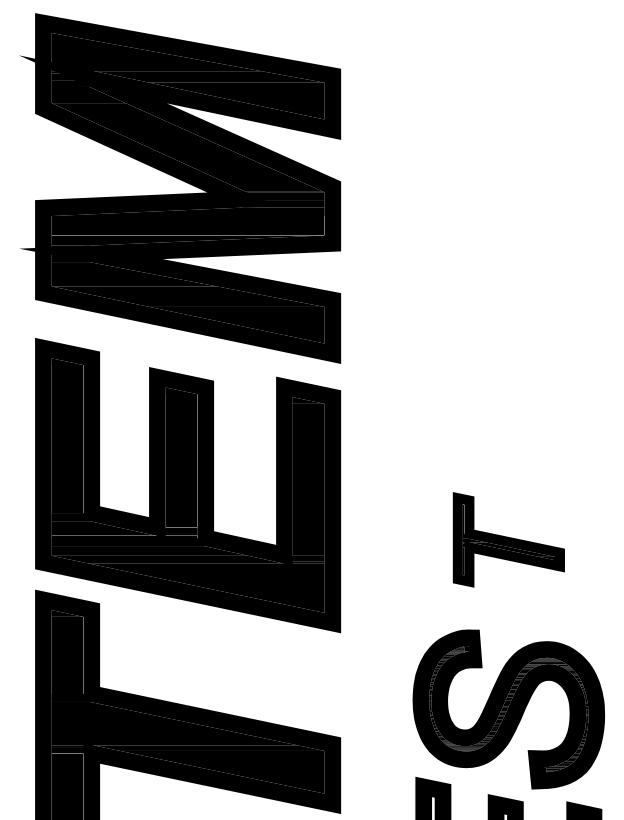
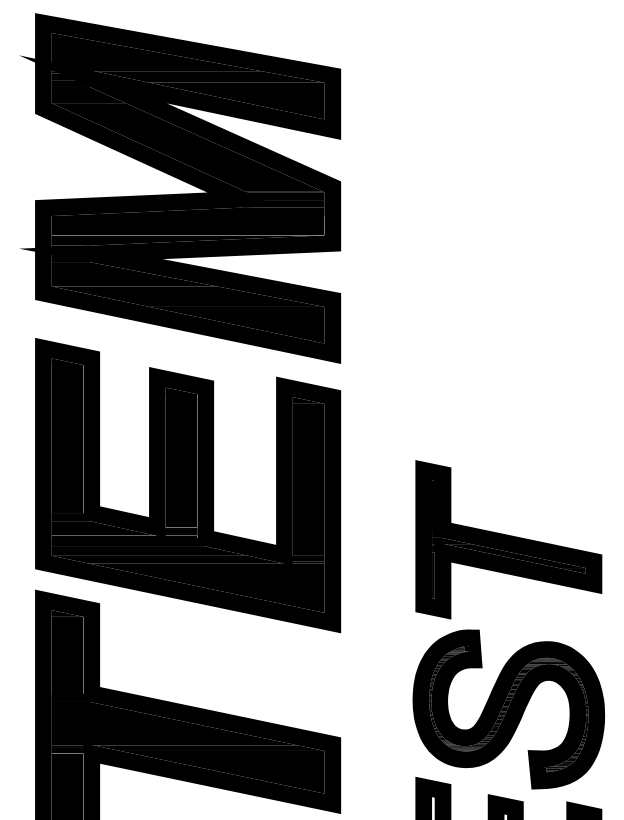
part size: 113x96 px -> 188x160 px (508, 539)
